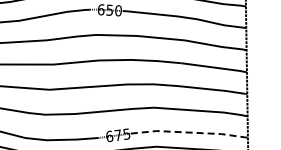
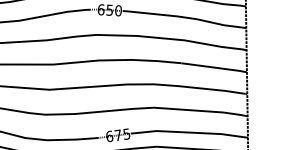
line: dashed -> solid (189, 132)
